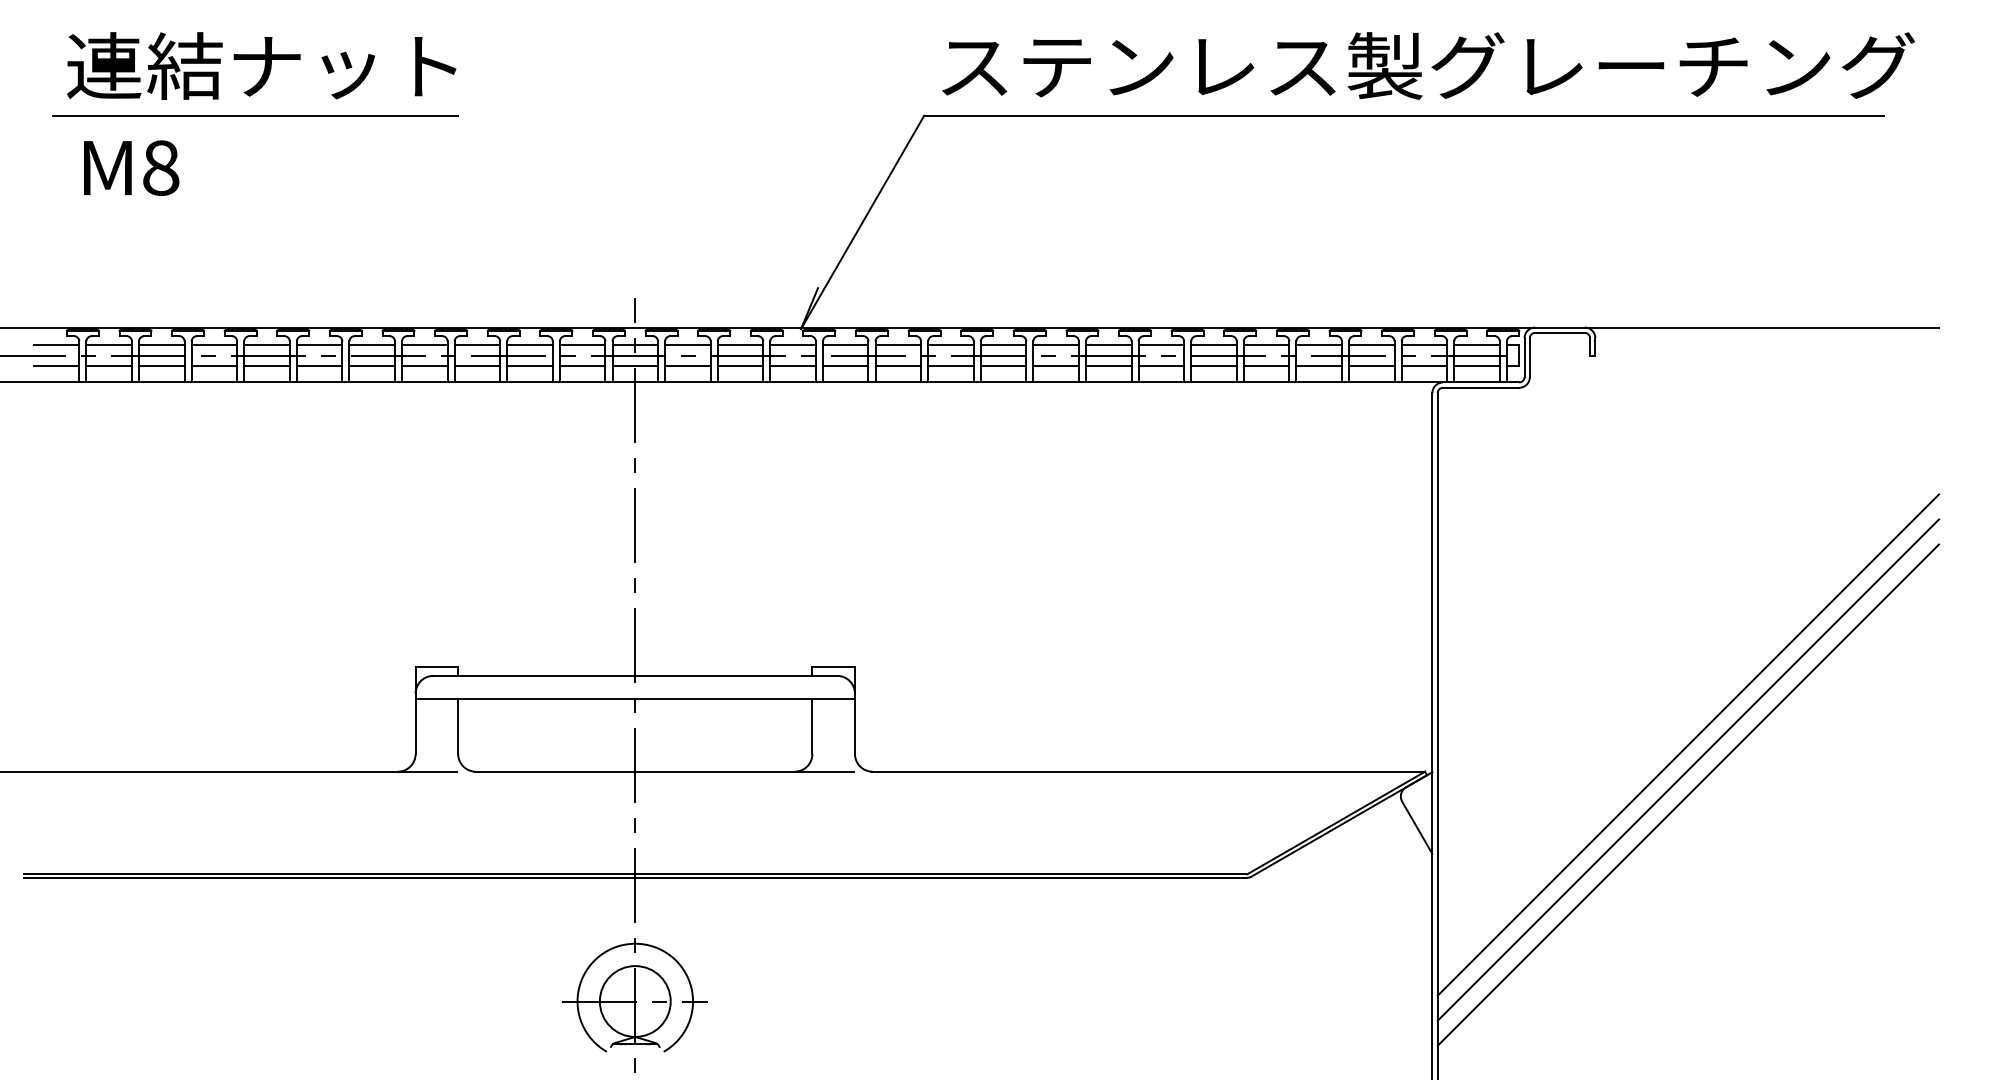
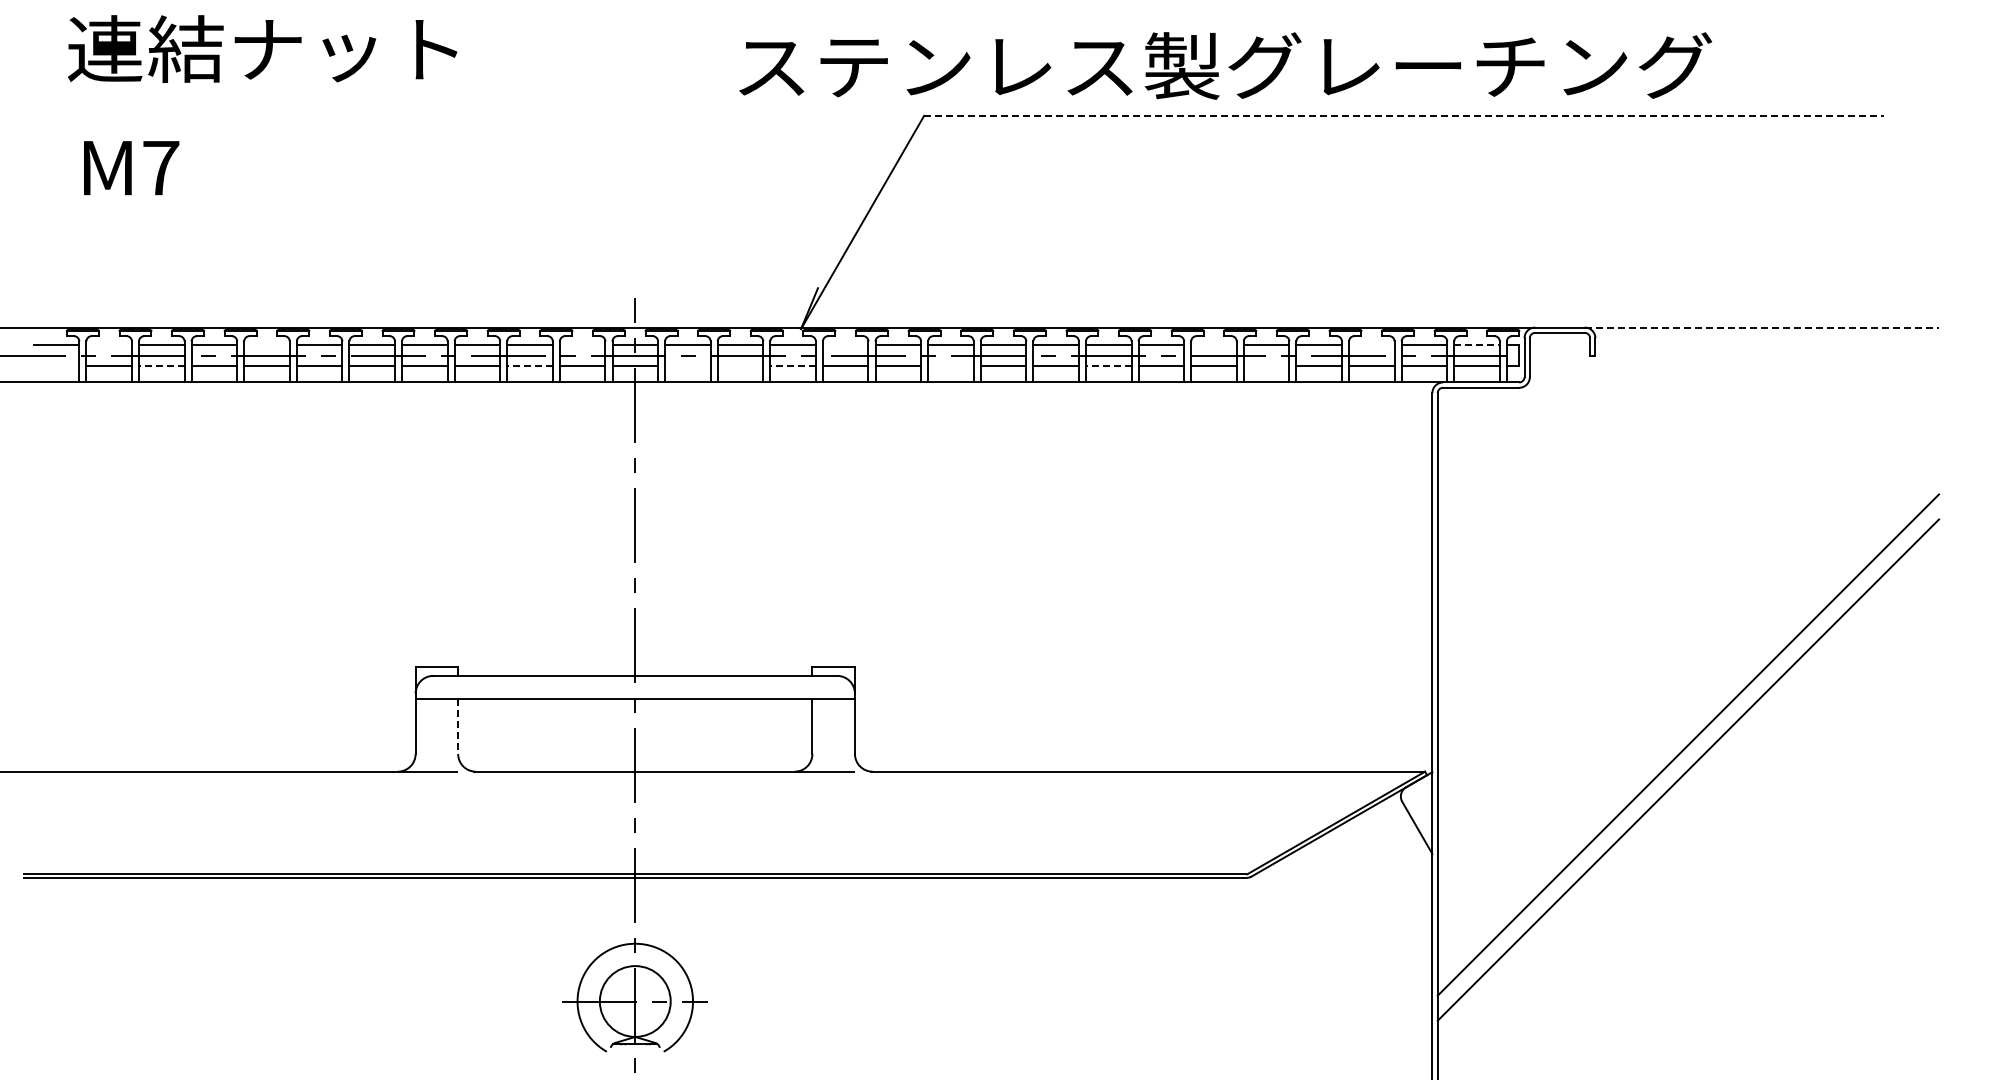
text position: (261, 65) -> (262, 48) (262, 48)
text position: (1428, 65) -> (1225, 65) (1225, 65)
line: present -> none (255, 115)
line: solid -> dashed (1404, 115)
text: M8 -> M7 (161, 167)
line: solid -> dashed (1762, 327)
line: present -> none (108, 345)
line: present -> none (266, 345)
line: present -> none (582, 345)
line: present -> none (845, 345)
line: present -> none (1213, 345)
line: present -> none (1371, 345)
line: solid -> dashed (1477, 345)
line: present -> none (56, 366)
line: solid -> dashed (161, 366)
line: solid -> dashed (530, 366)
line: present -> none (687, 366)
line: present -> none (740, 366)
line: solid -> dashed (793, 366)
line: present -> none (950, 366)
line: solid -> dashed (1108, 366)
line: present -> none (1266, 366)
line: solid -> dashed (458, 726)
line: present -> none (1688, 794)
